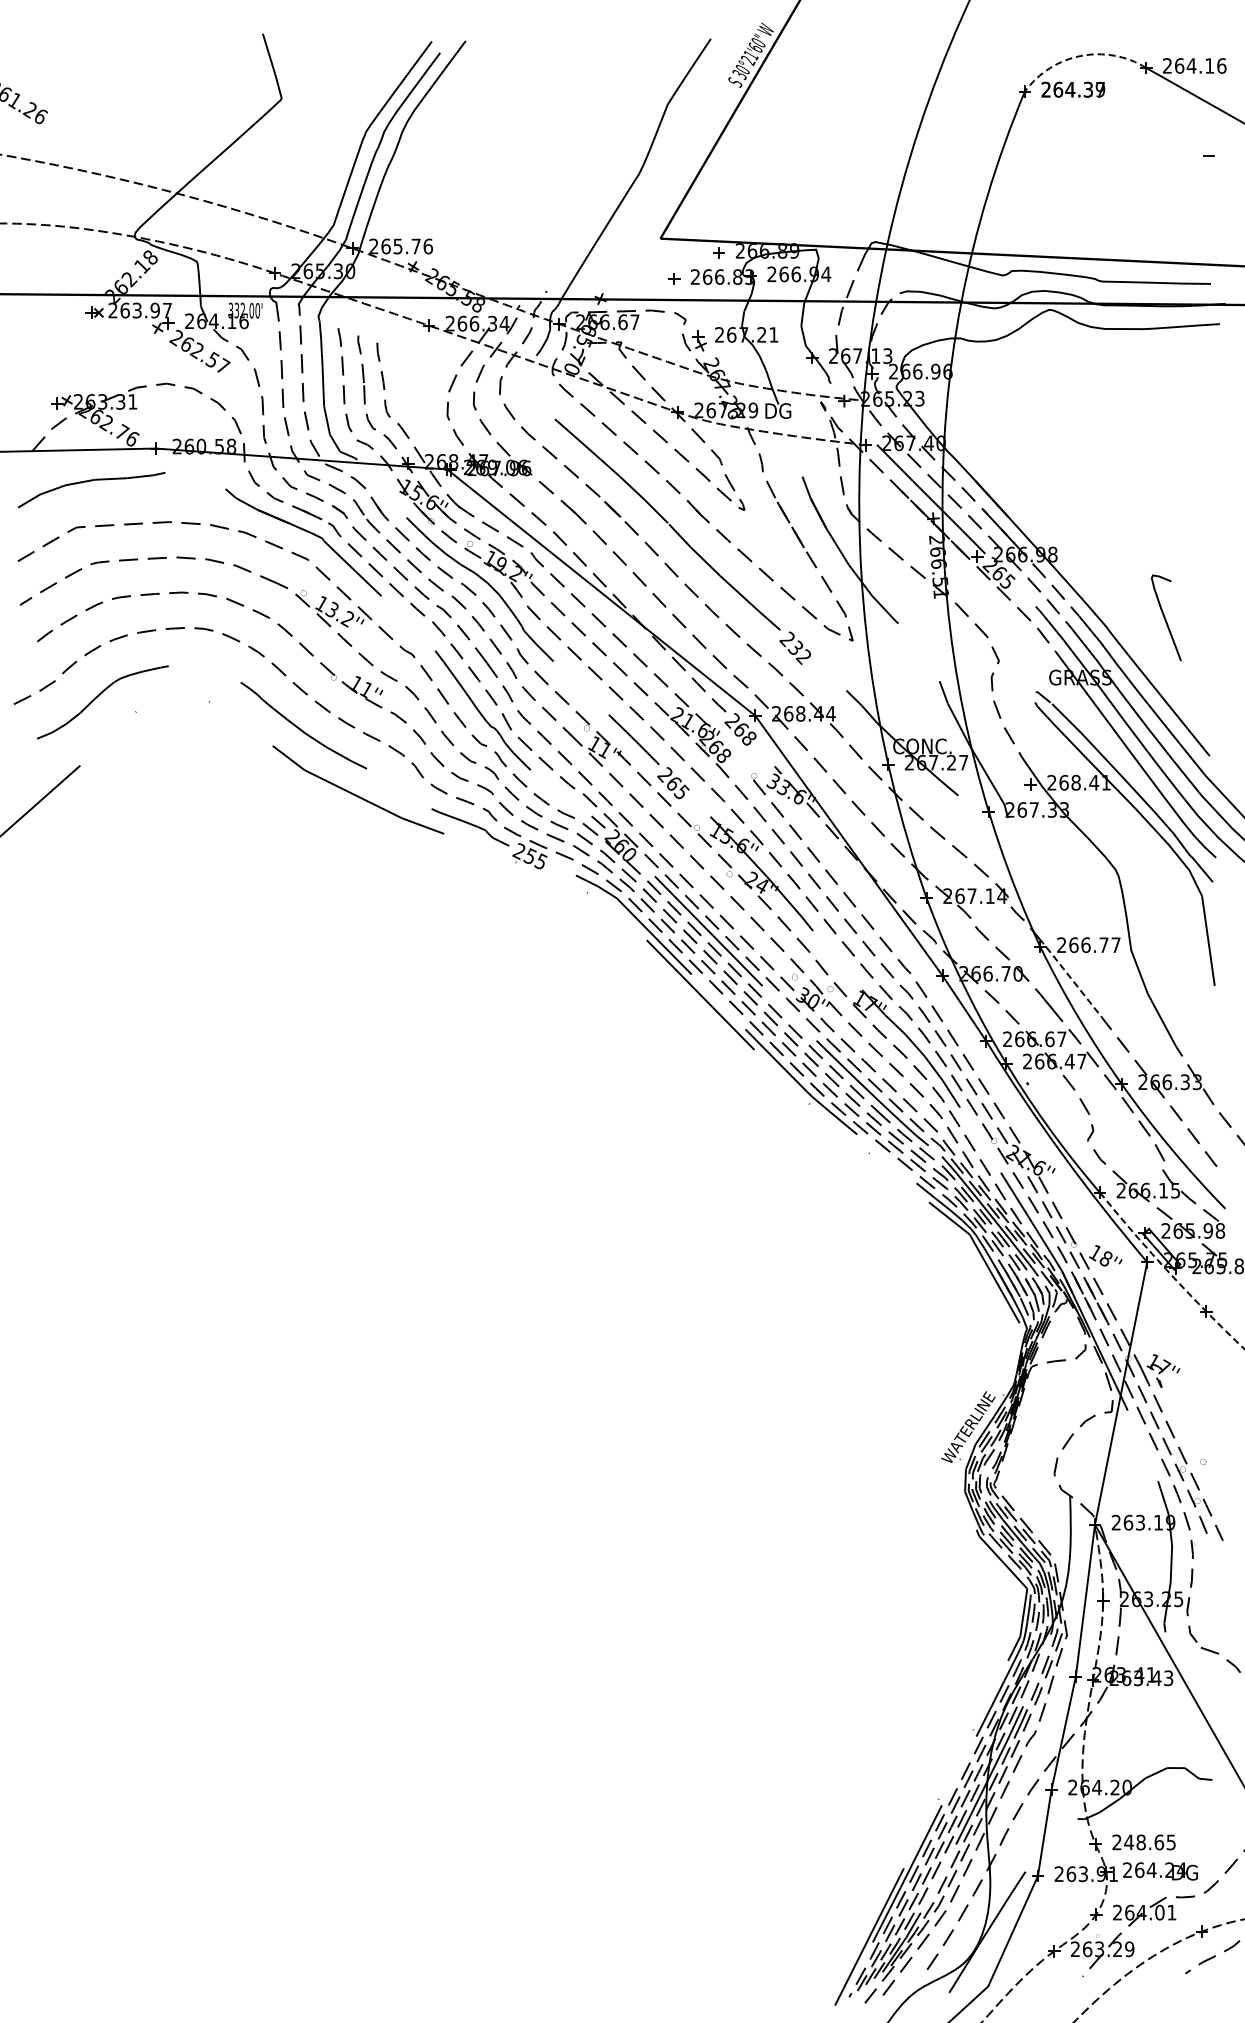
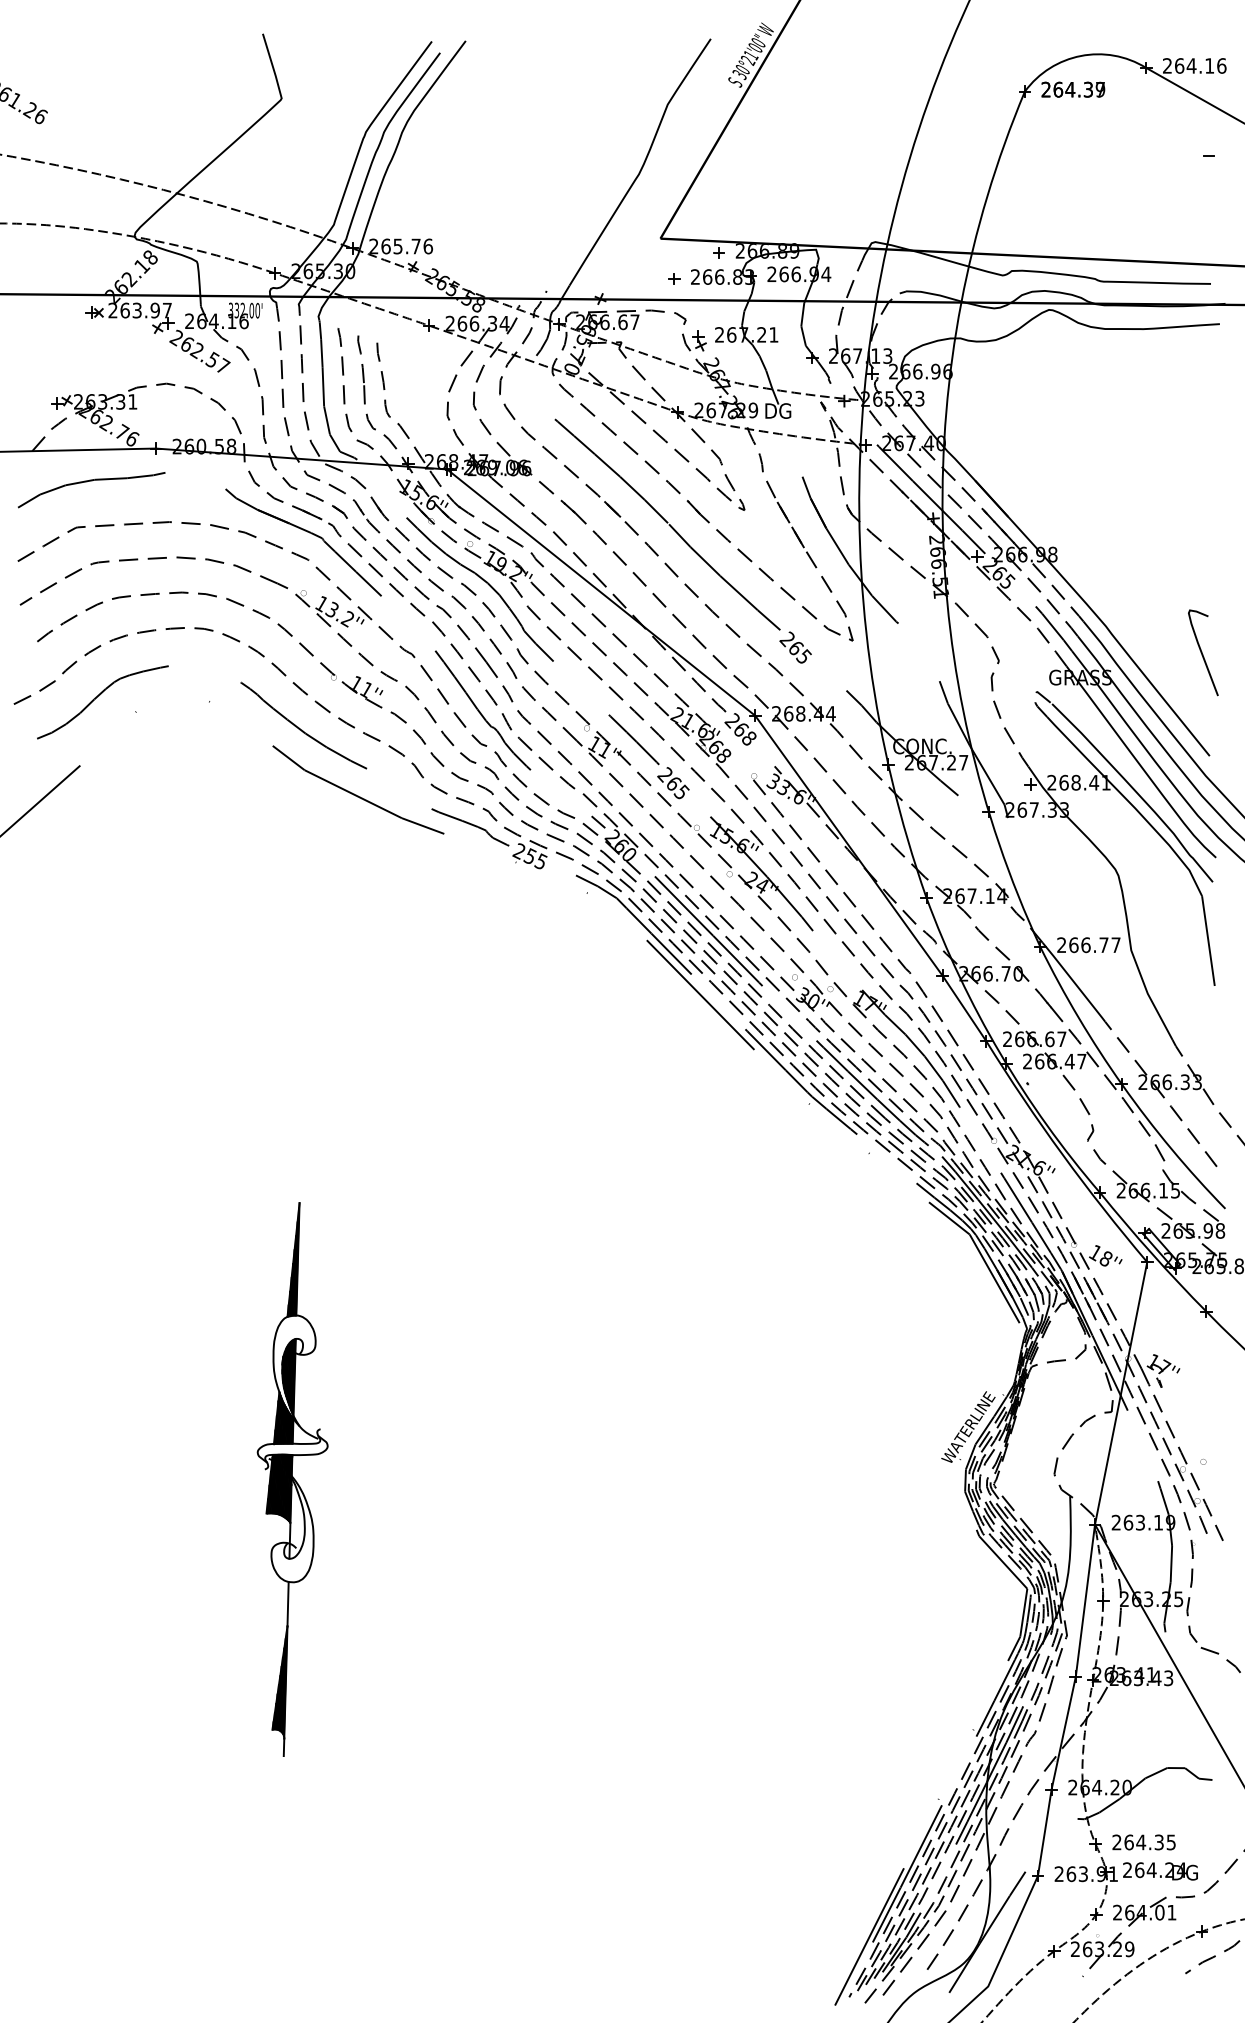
text: 30°21'60" -> 30°21'00" (755, 46)
arc: dashed -> solid (1080, 56)
curve position: (1165, 617) -> (1202, 652) (1202, 652)
text: 232 -> 265 (799, 652)
line: dashed -> solid (1074, 982)
arc: dashed -> solid (1170, 1274)
part: none -> present (292, 1479)
text: 248.65 -> 264.35 (1144, 1842)
